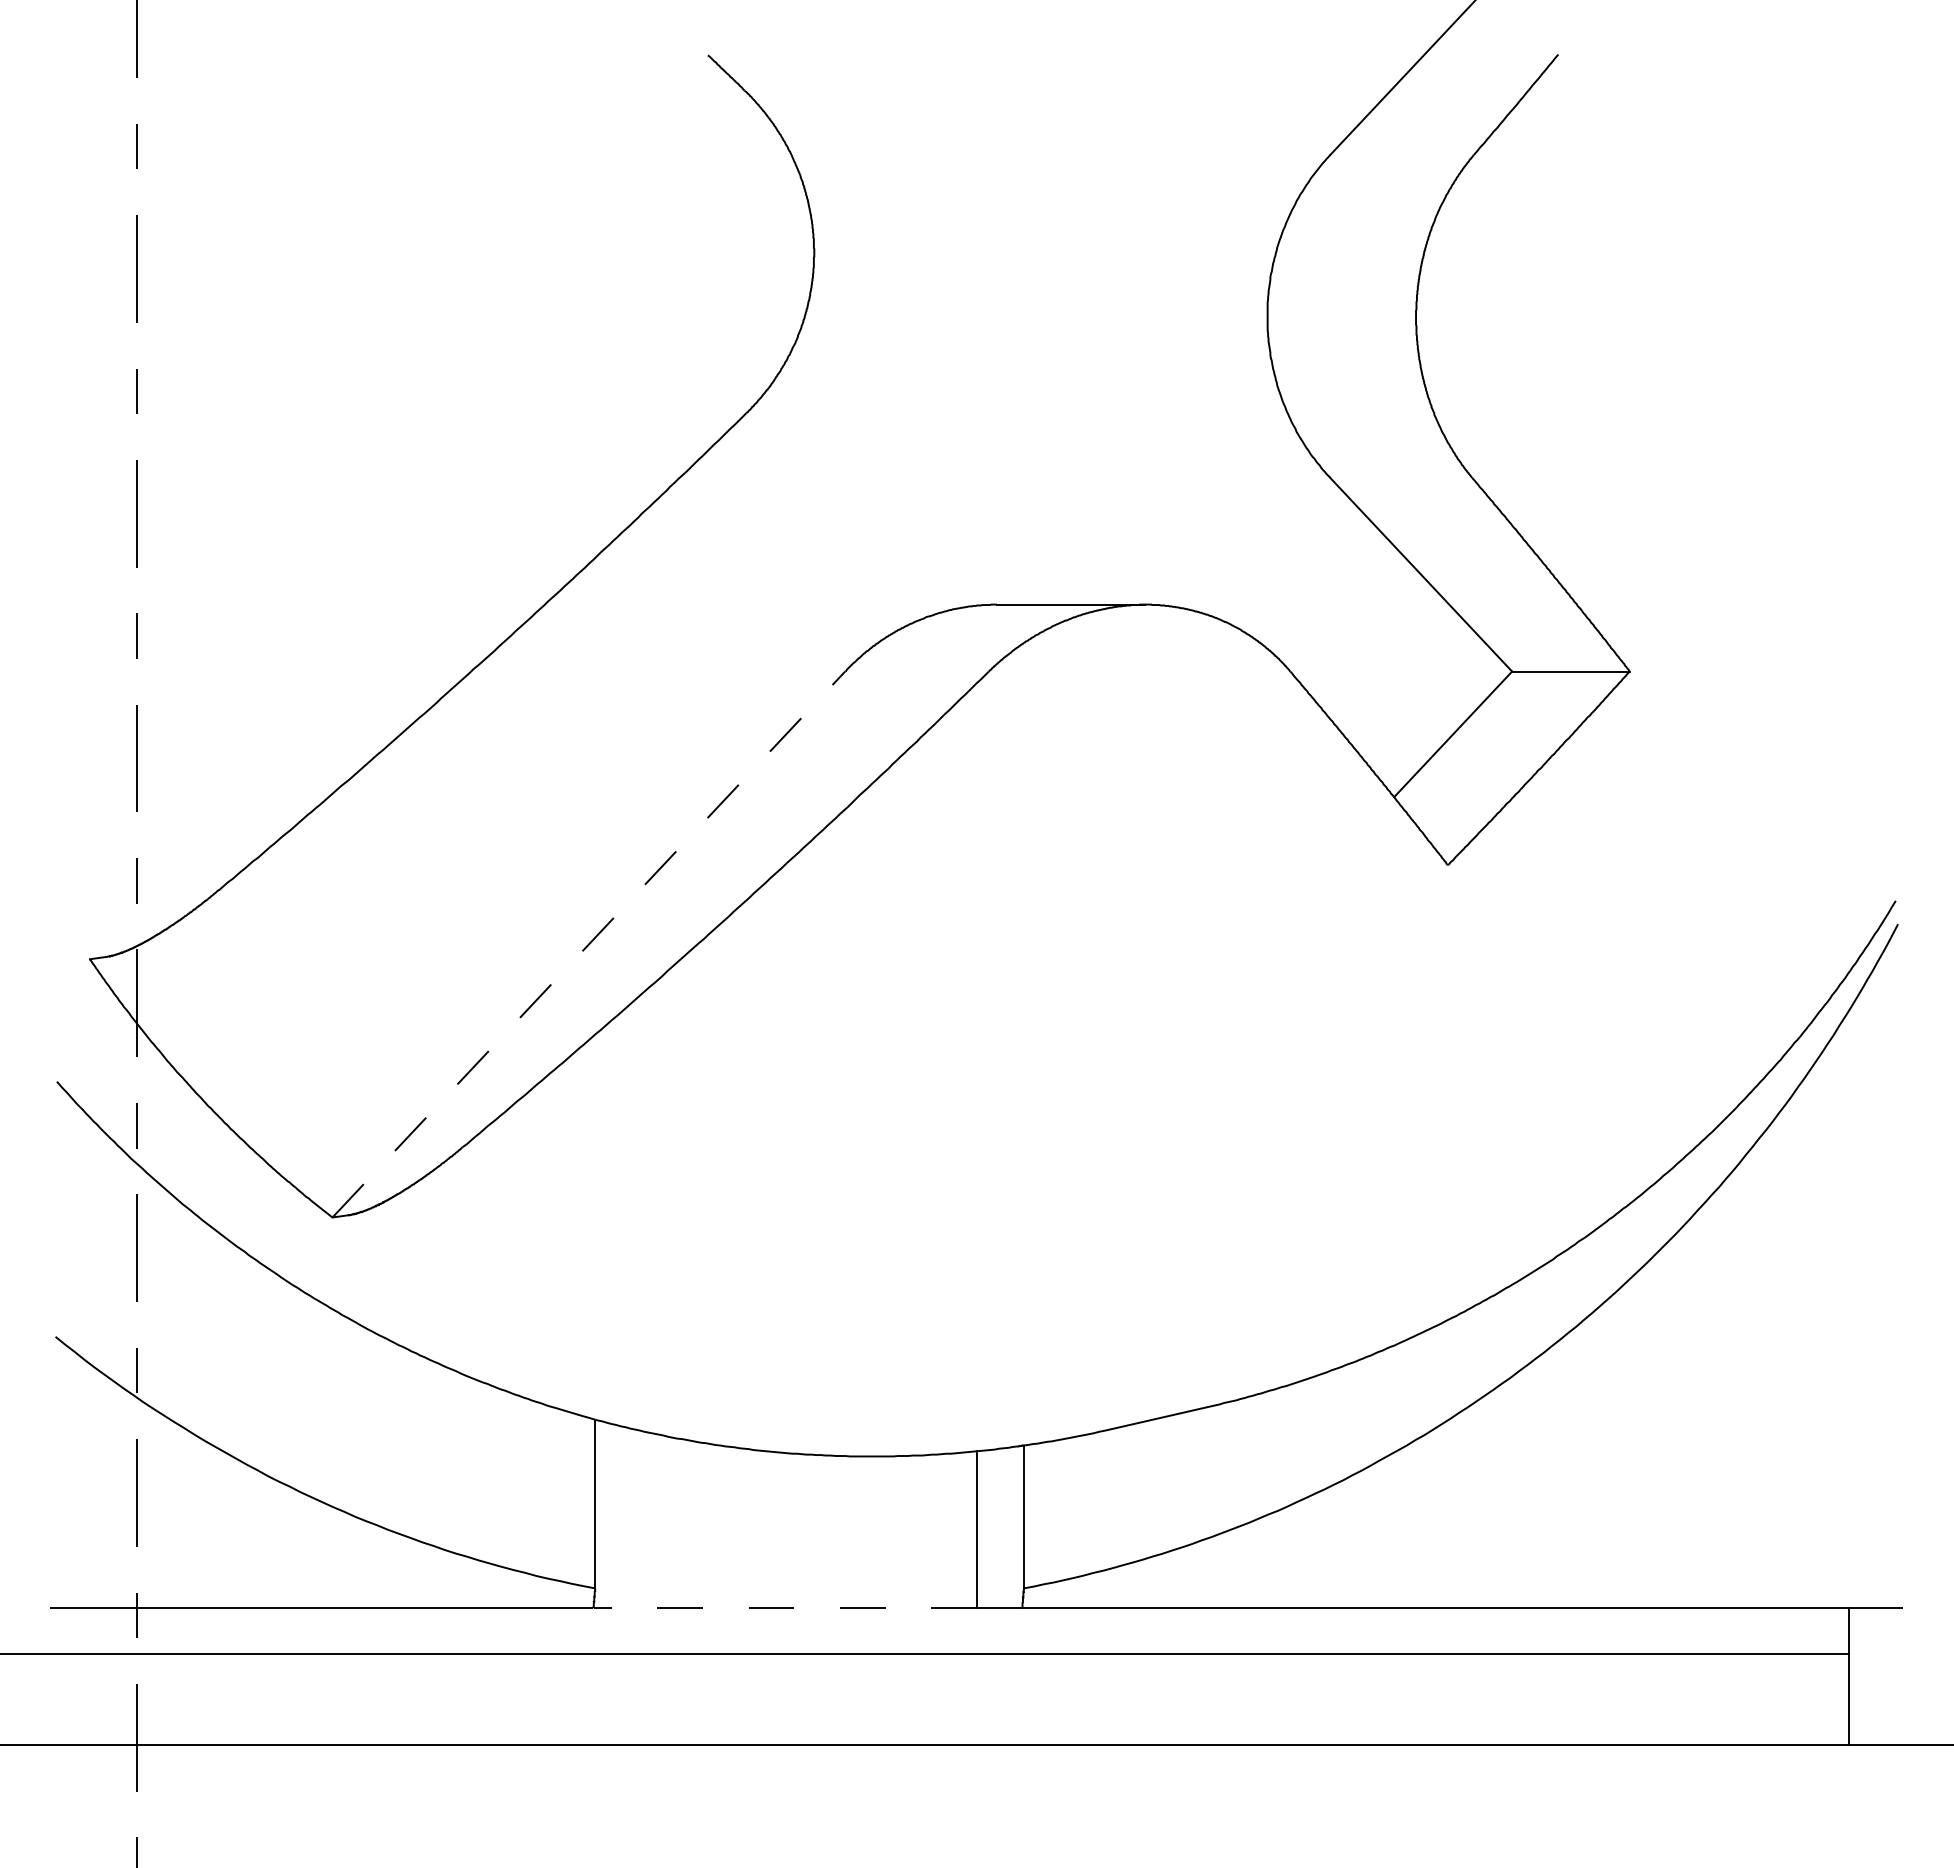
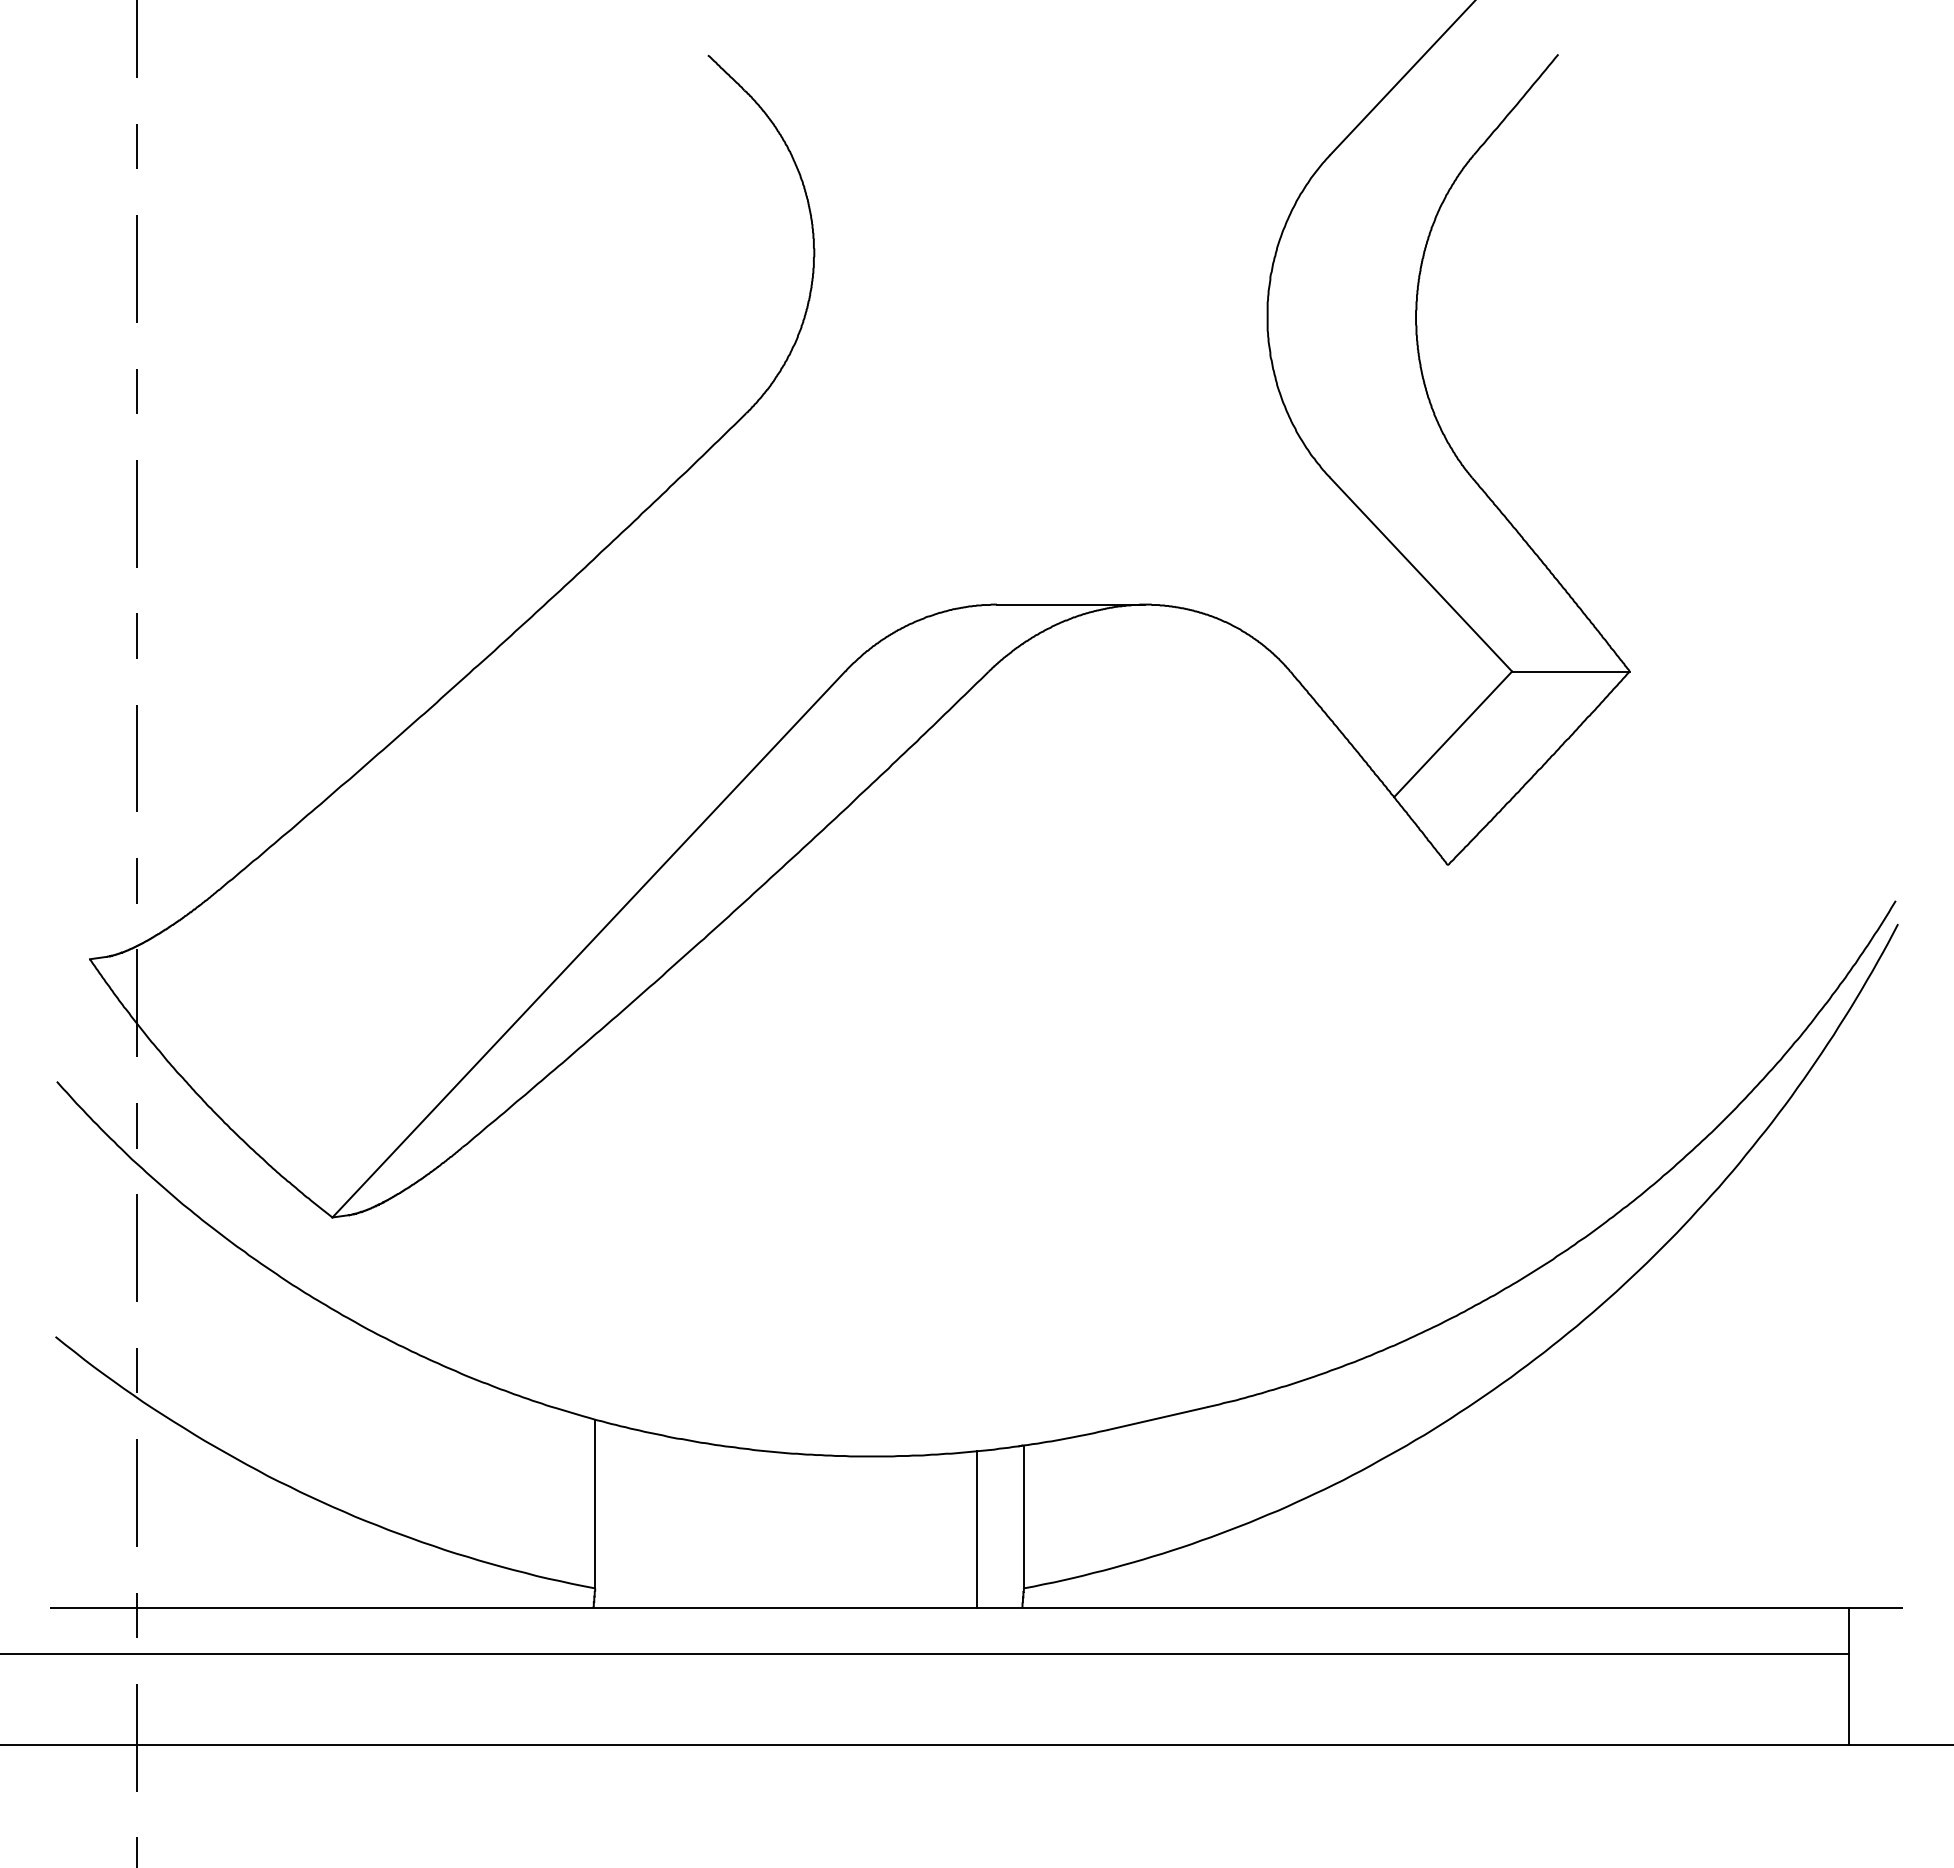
line: dashed -> solid (589, 944)
line: dashed -> solid (785, 1608)
